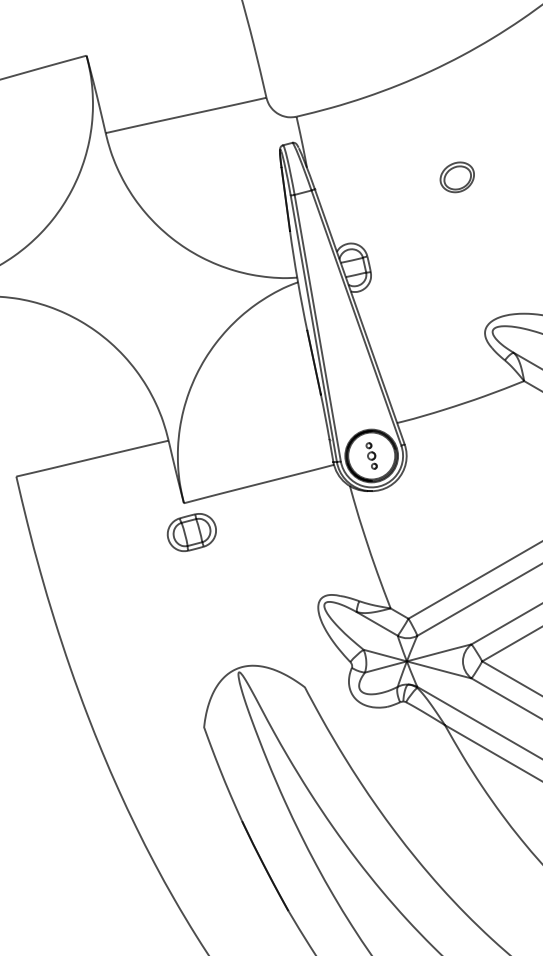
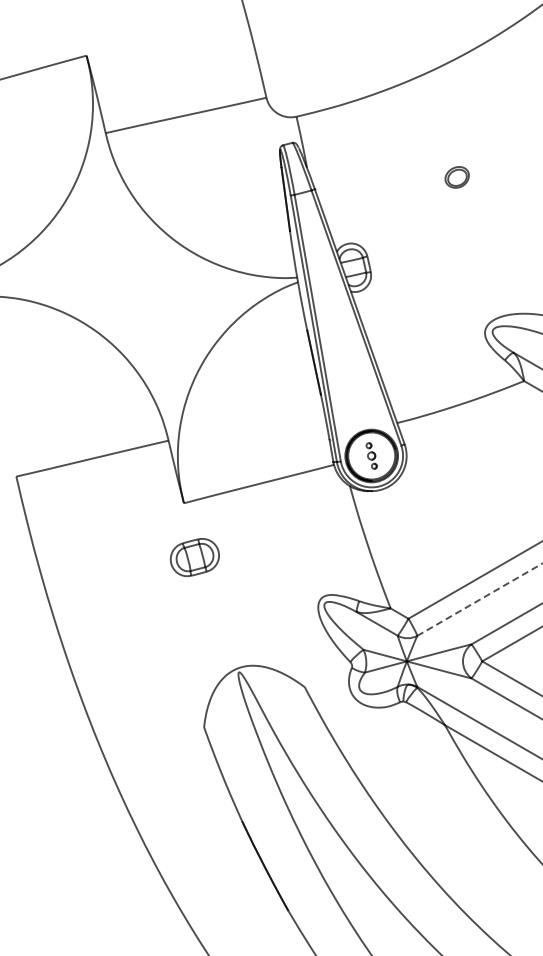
part size: 36x33 px -> 26x23 px (456, 177)
part position: (191, 532) -> (194, 557) (194, 557)
line: solid -> dashed (479, 599)
